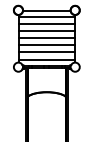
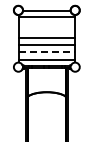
line: present -> none (46, 24)
line: present -> none (46, 31)
line: solid -> dashed (47, 52)
